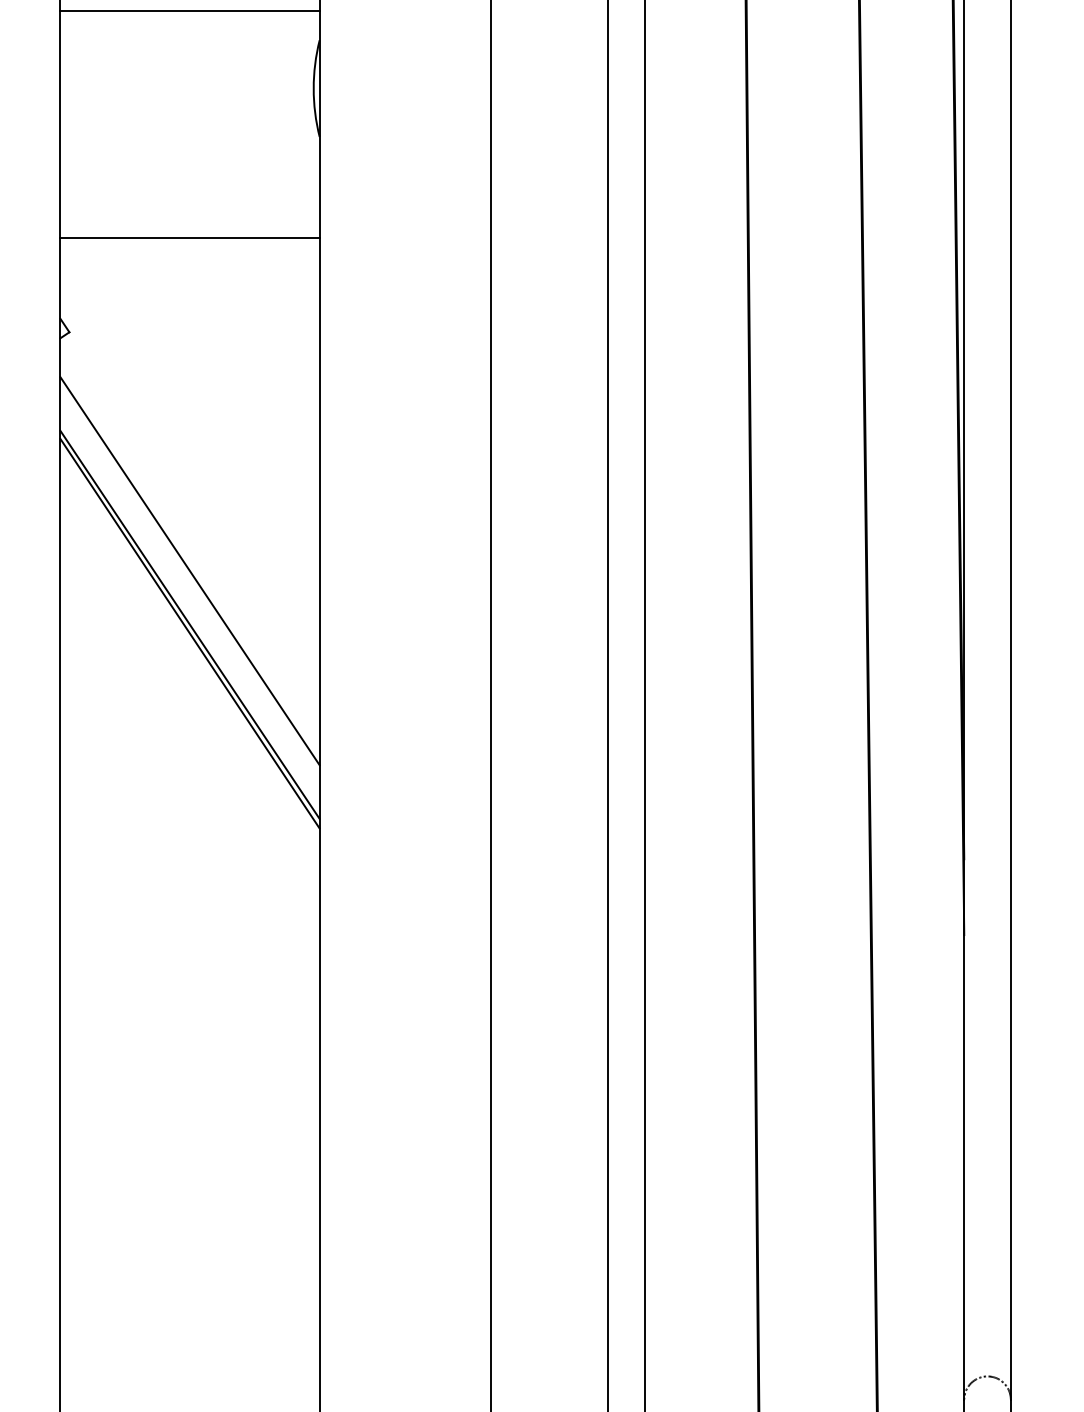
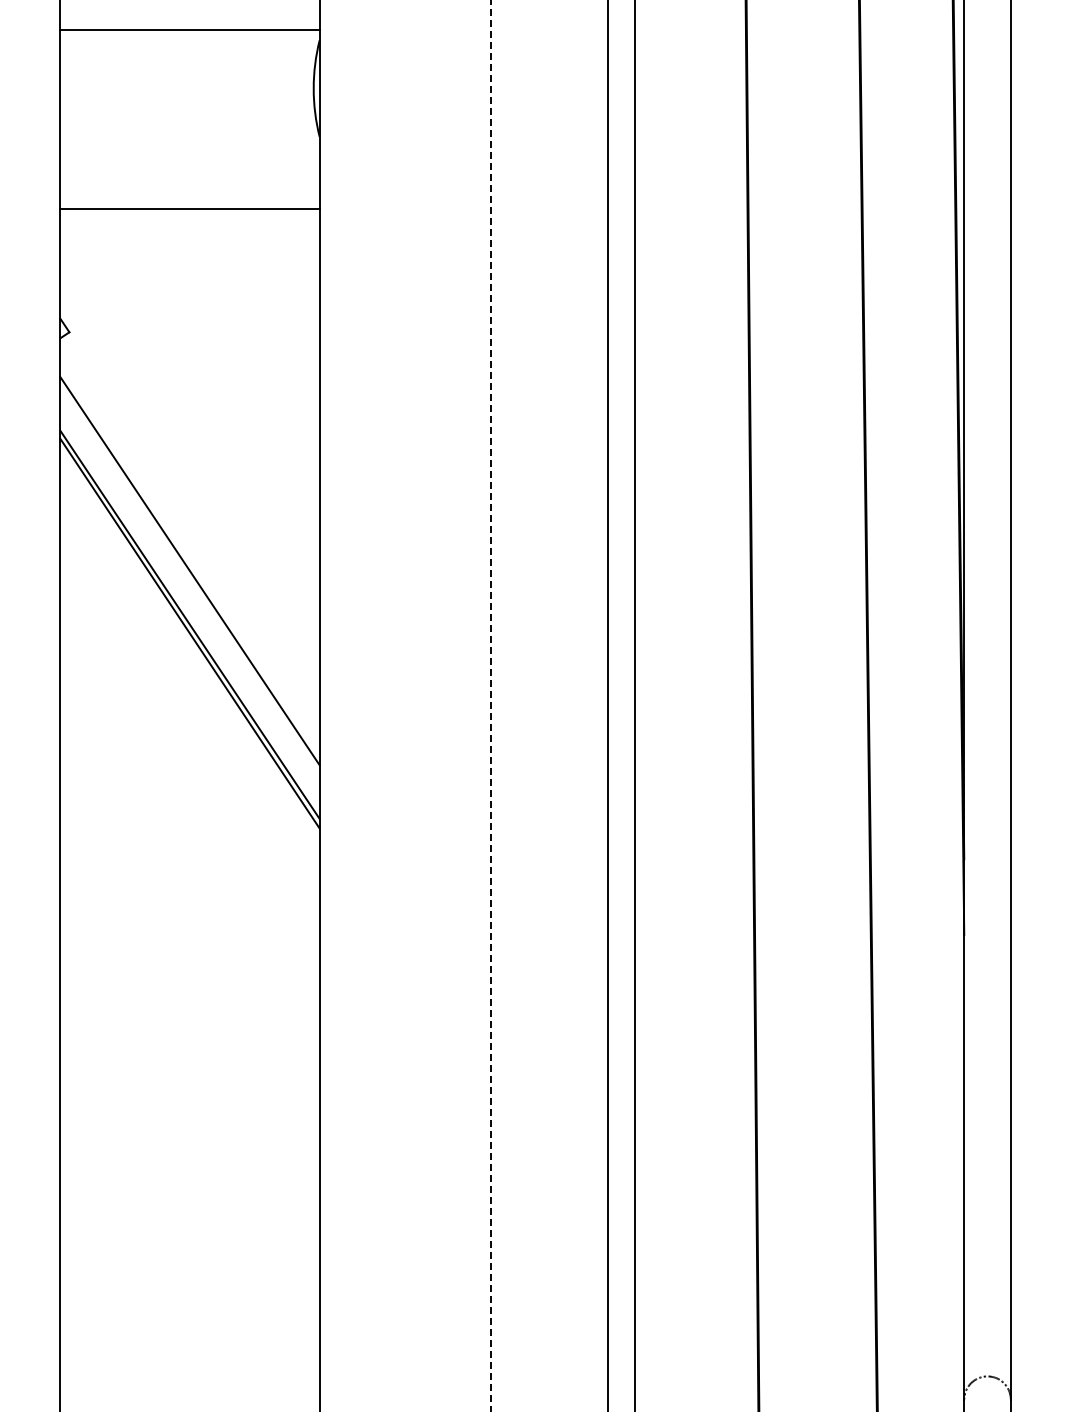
line position: (189, 11) -> (189, 30) (189, 30)
line position: (189, 237) -> (189, 208) (189, 208)
line: solid -> dashed (491, 705)
line position: (645, 705) -> (635, 705) (635, 705)
